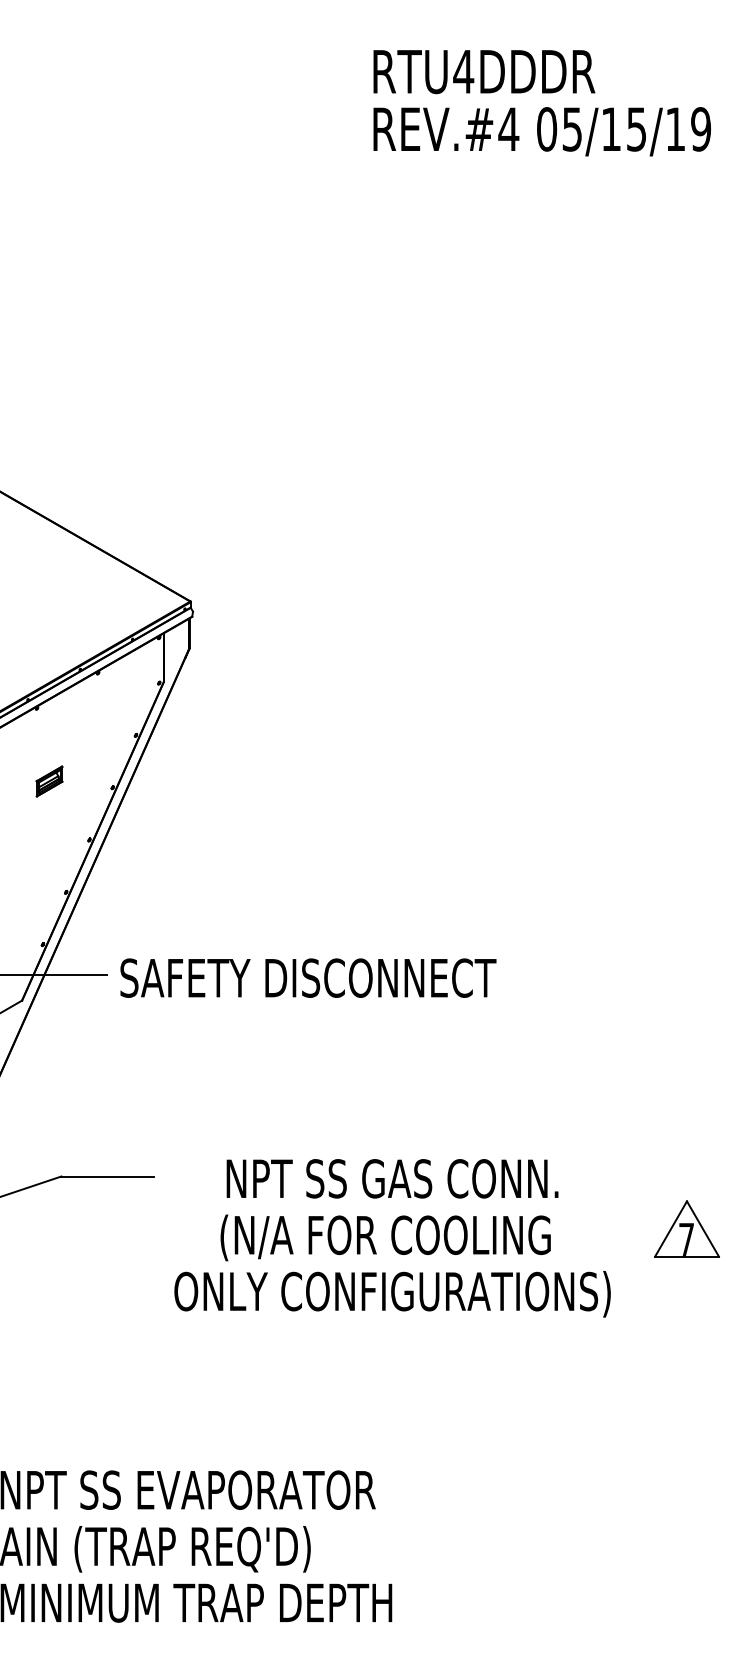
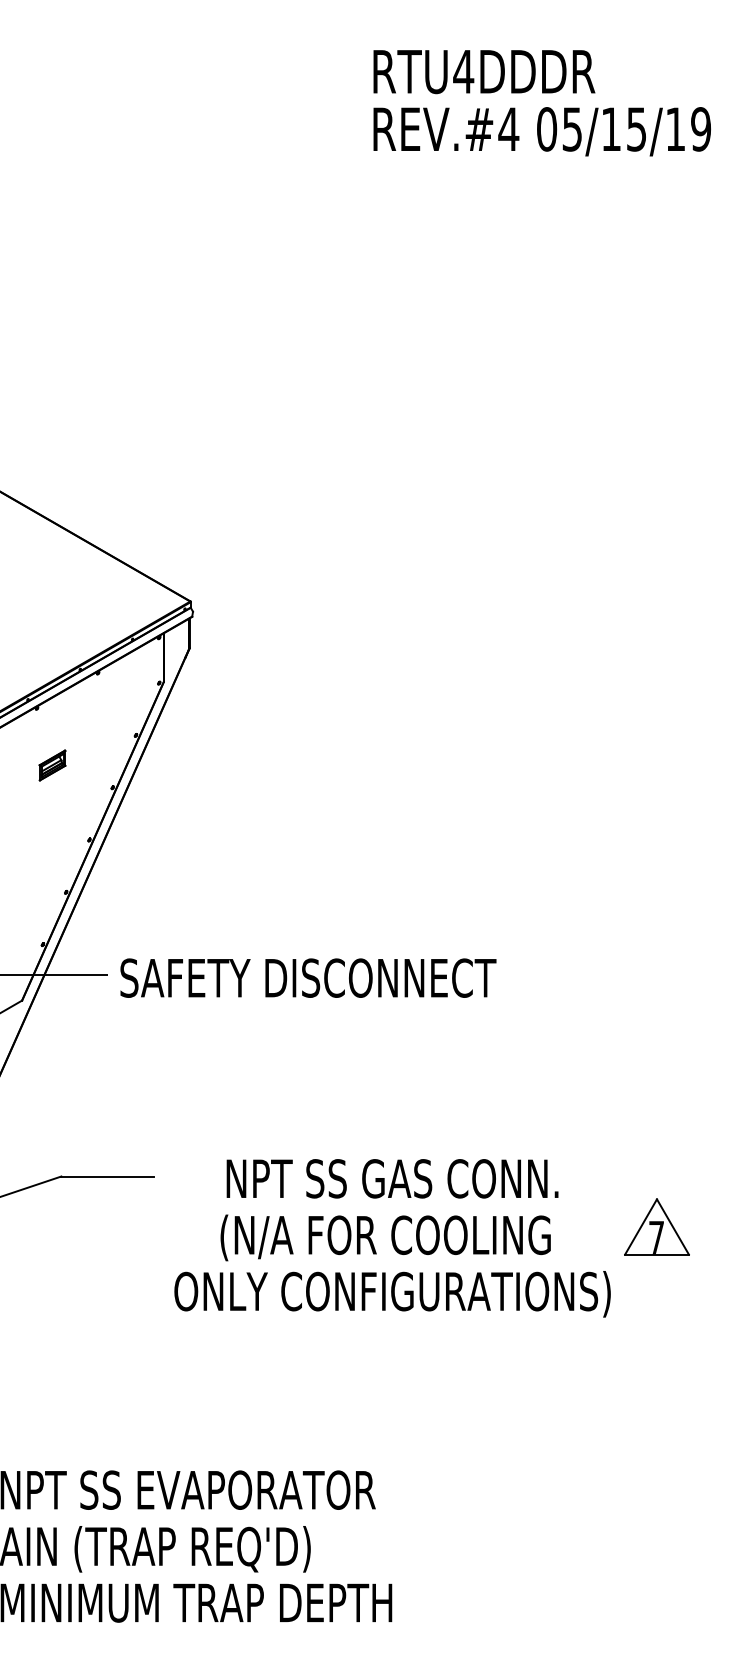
part position: (49, 781) -> (52, 765) (52, 765)
part position: (686, 1228) -> (656, 1226) (656, 1226)
